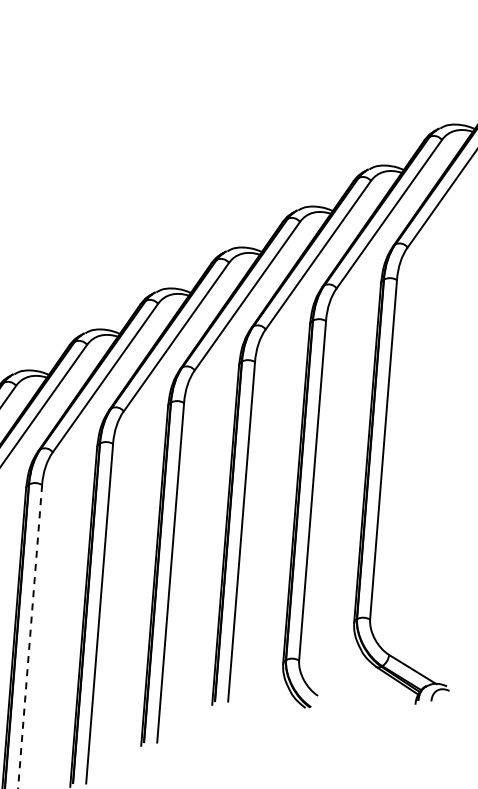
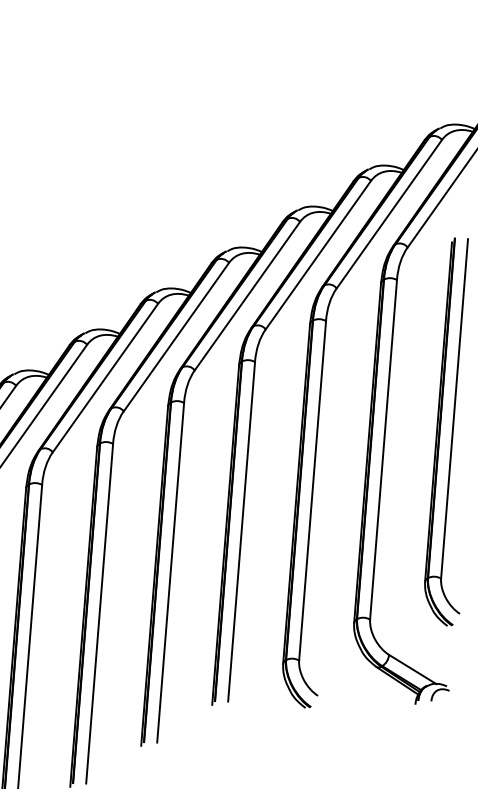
part: none -> present (446, 431)
line: dashed -> solid (30, 637)
